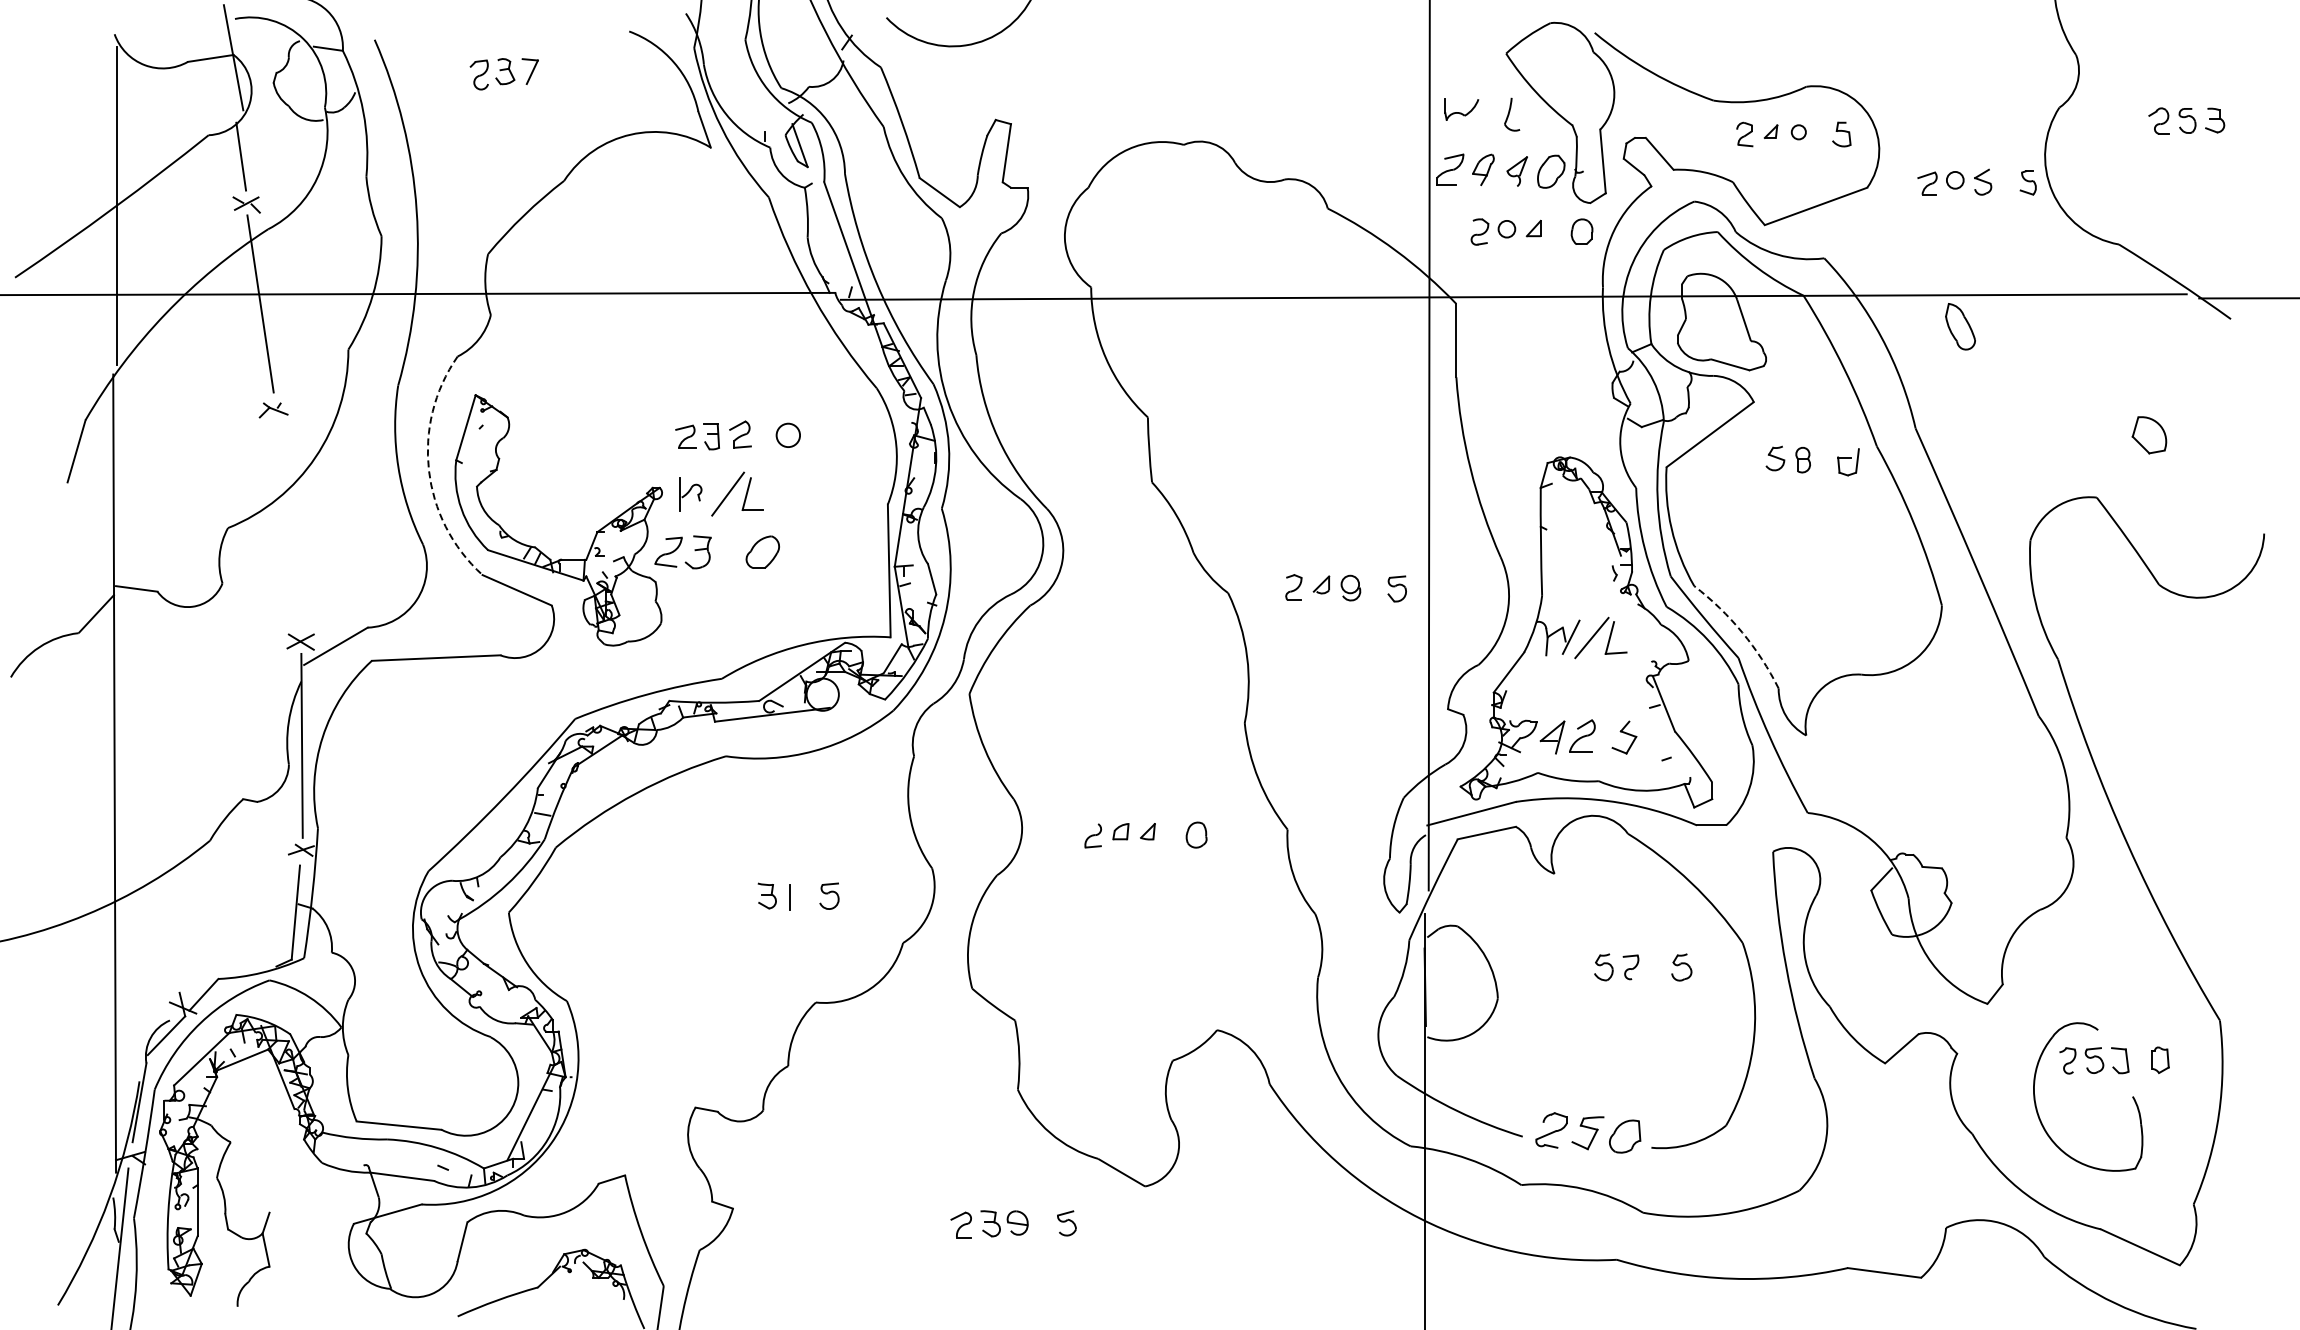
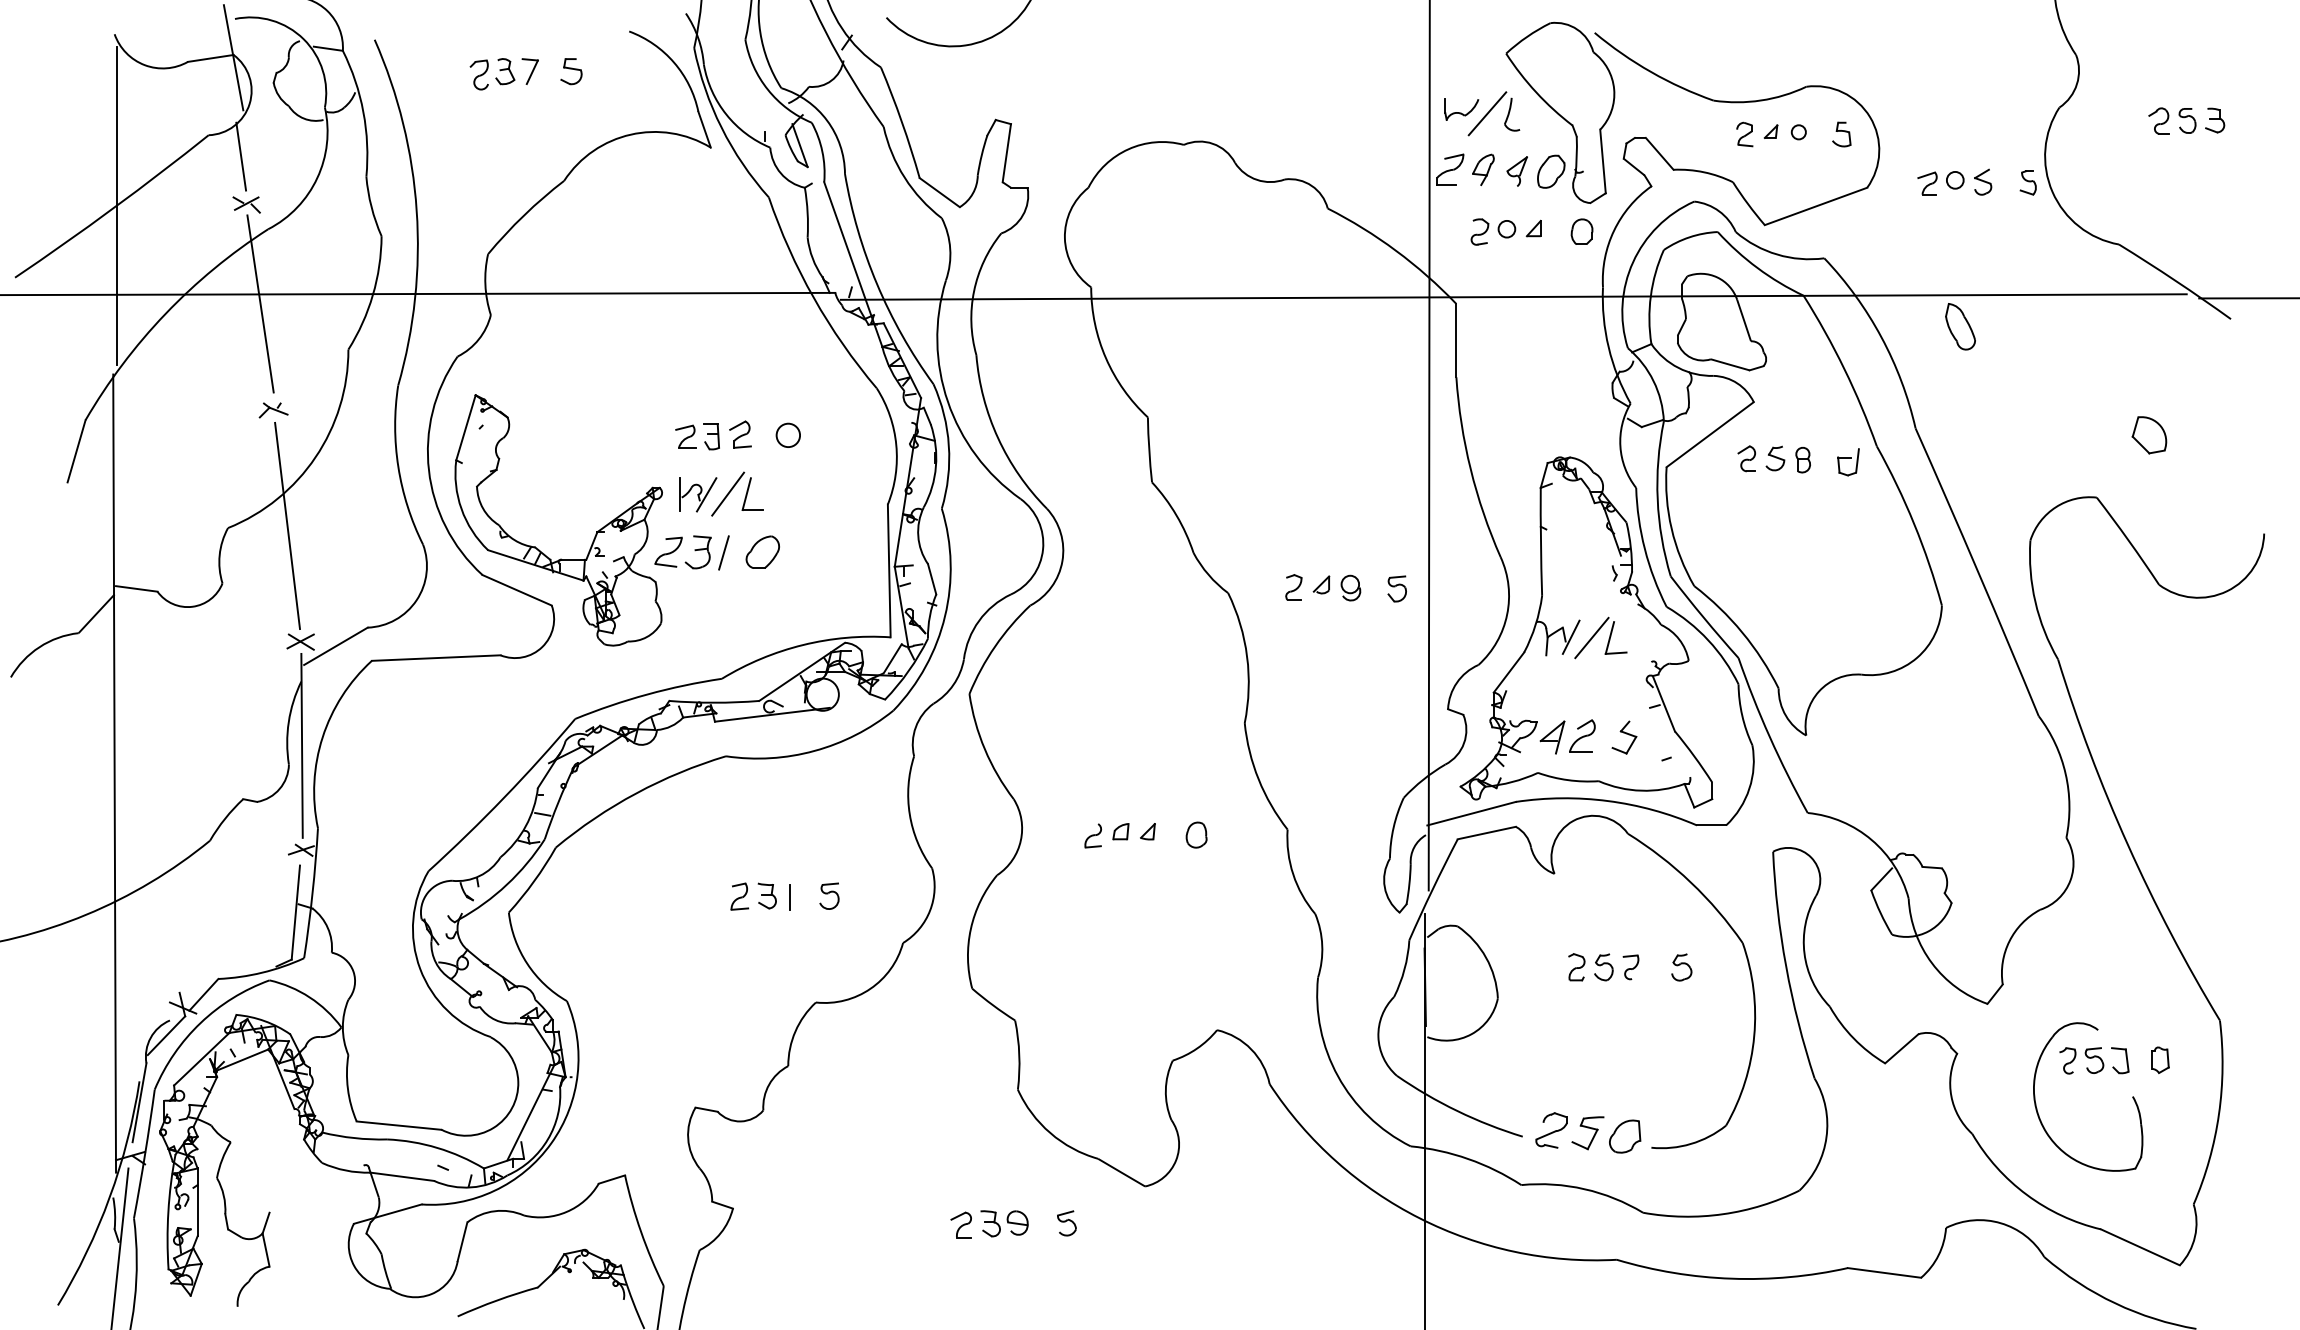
part: none -> present (571, 71)
line: none -> present (1487, 113)
part: none -> present (1746, 458)
arc: dashed -> solid (428, 470)
line: none -> present (706, 494)
line: none -> present (287, 525)
line: none -> present (723, 552)
arc: dashed -> solid (1742, 632)
part: none -> present (739, 896)
part: none -> present (1576, 967)
